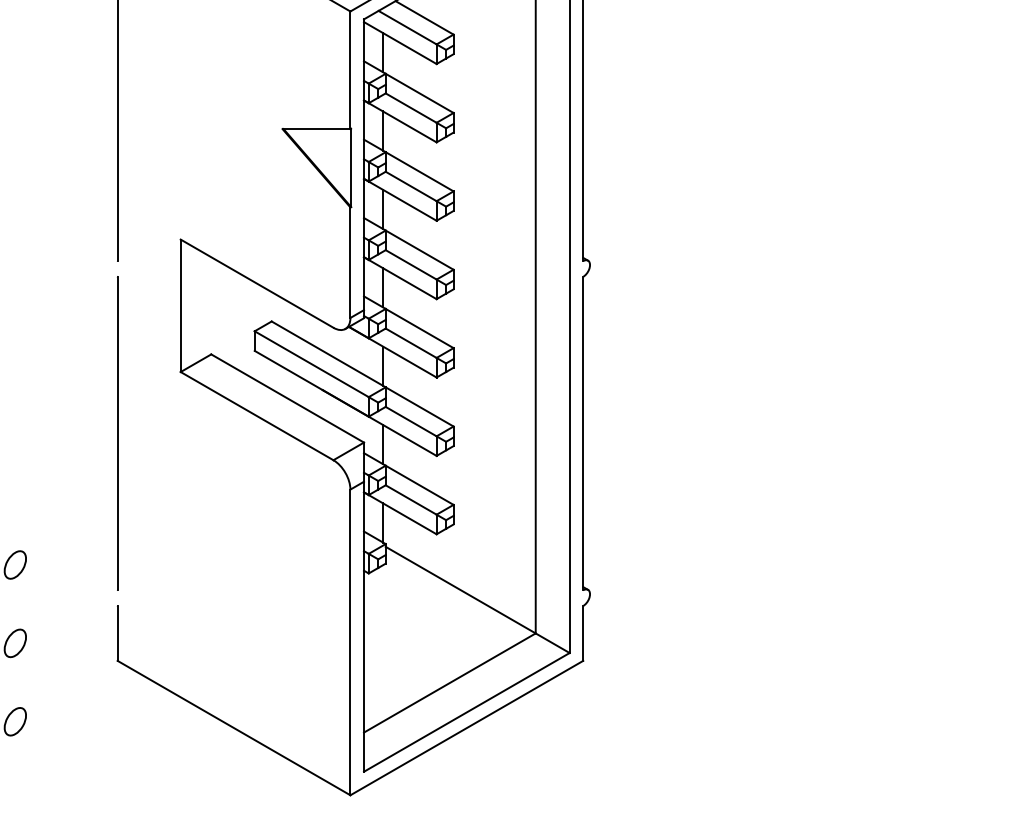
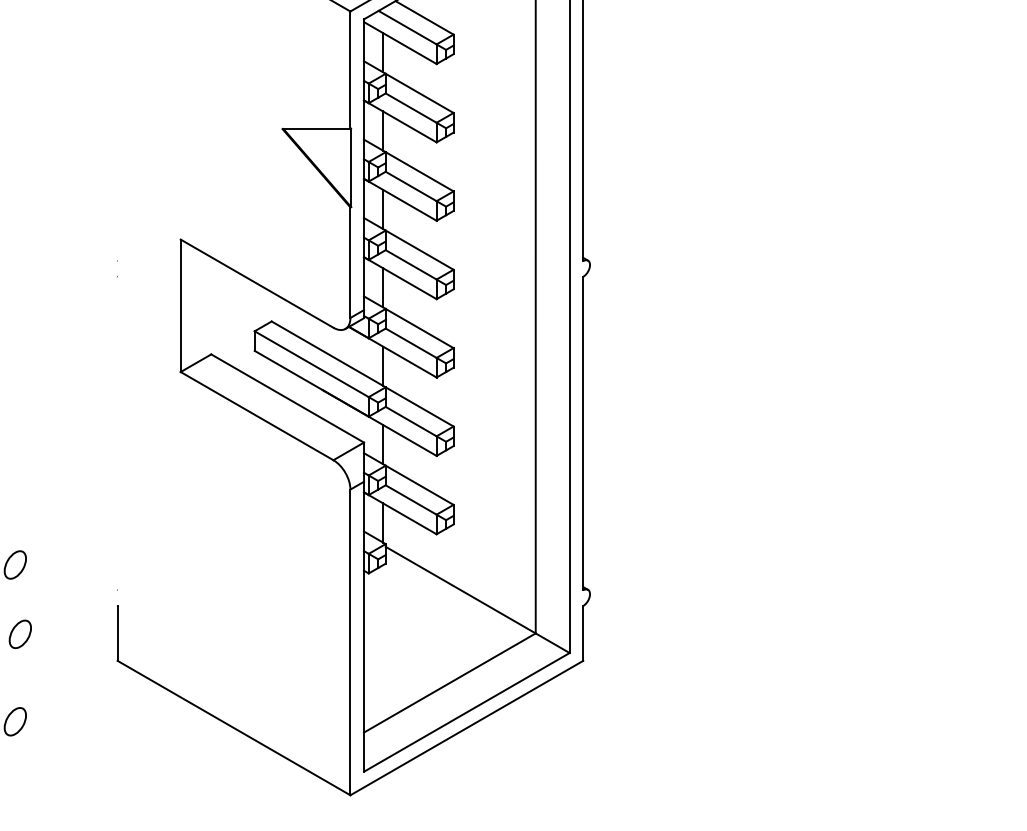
line: present -> none (117, 131)
line: present -> none (117, 433)
part position: (14, 643) -> (19, 634) (19, 634)
